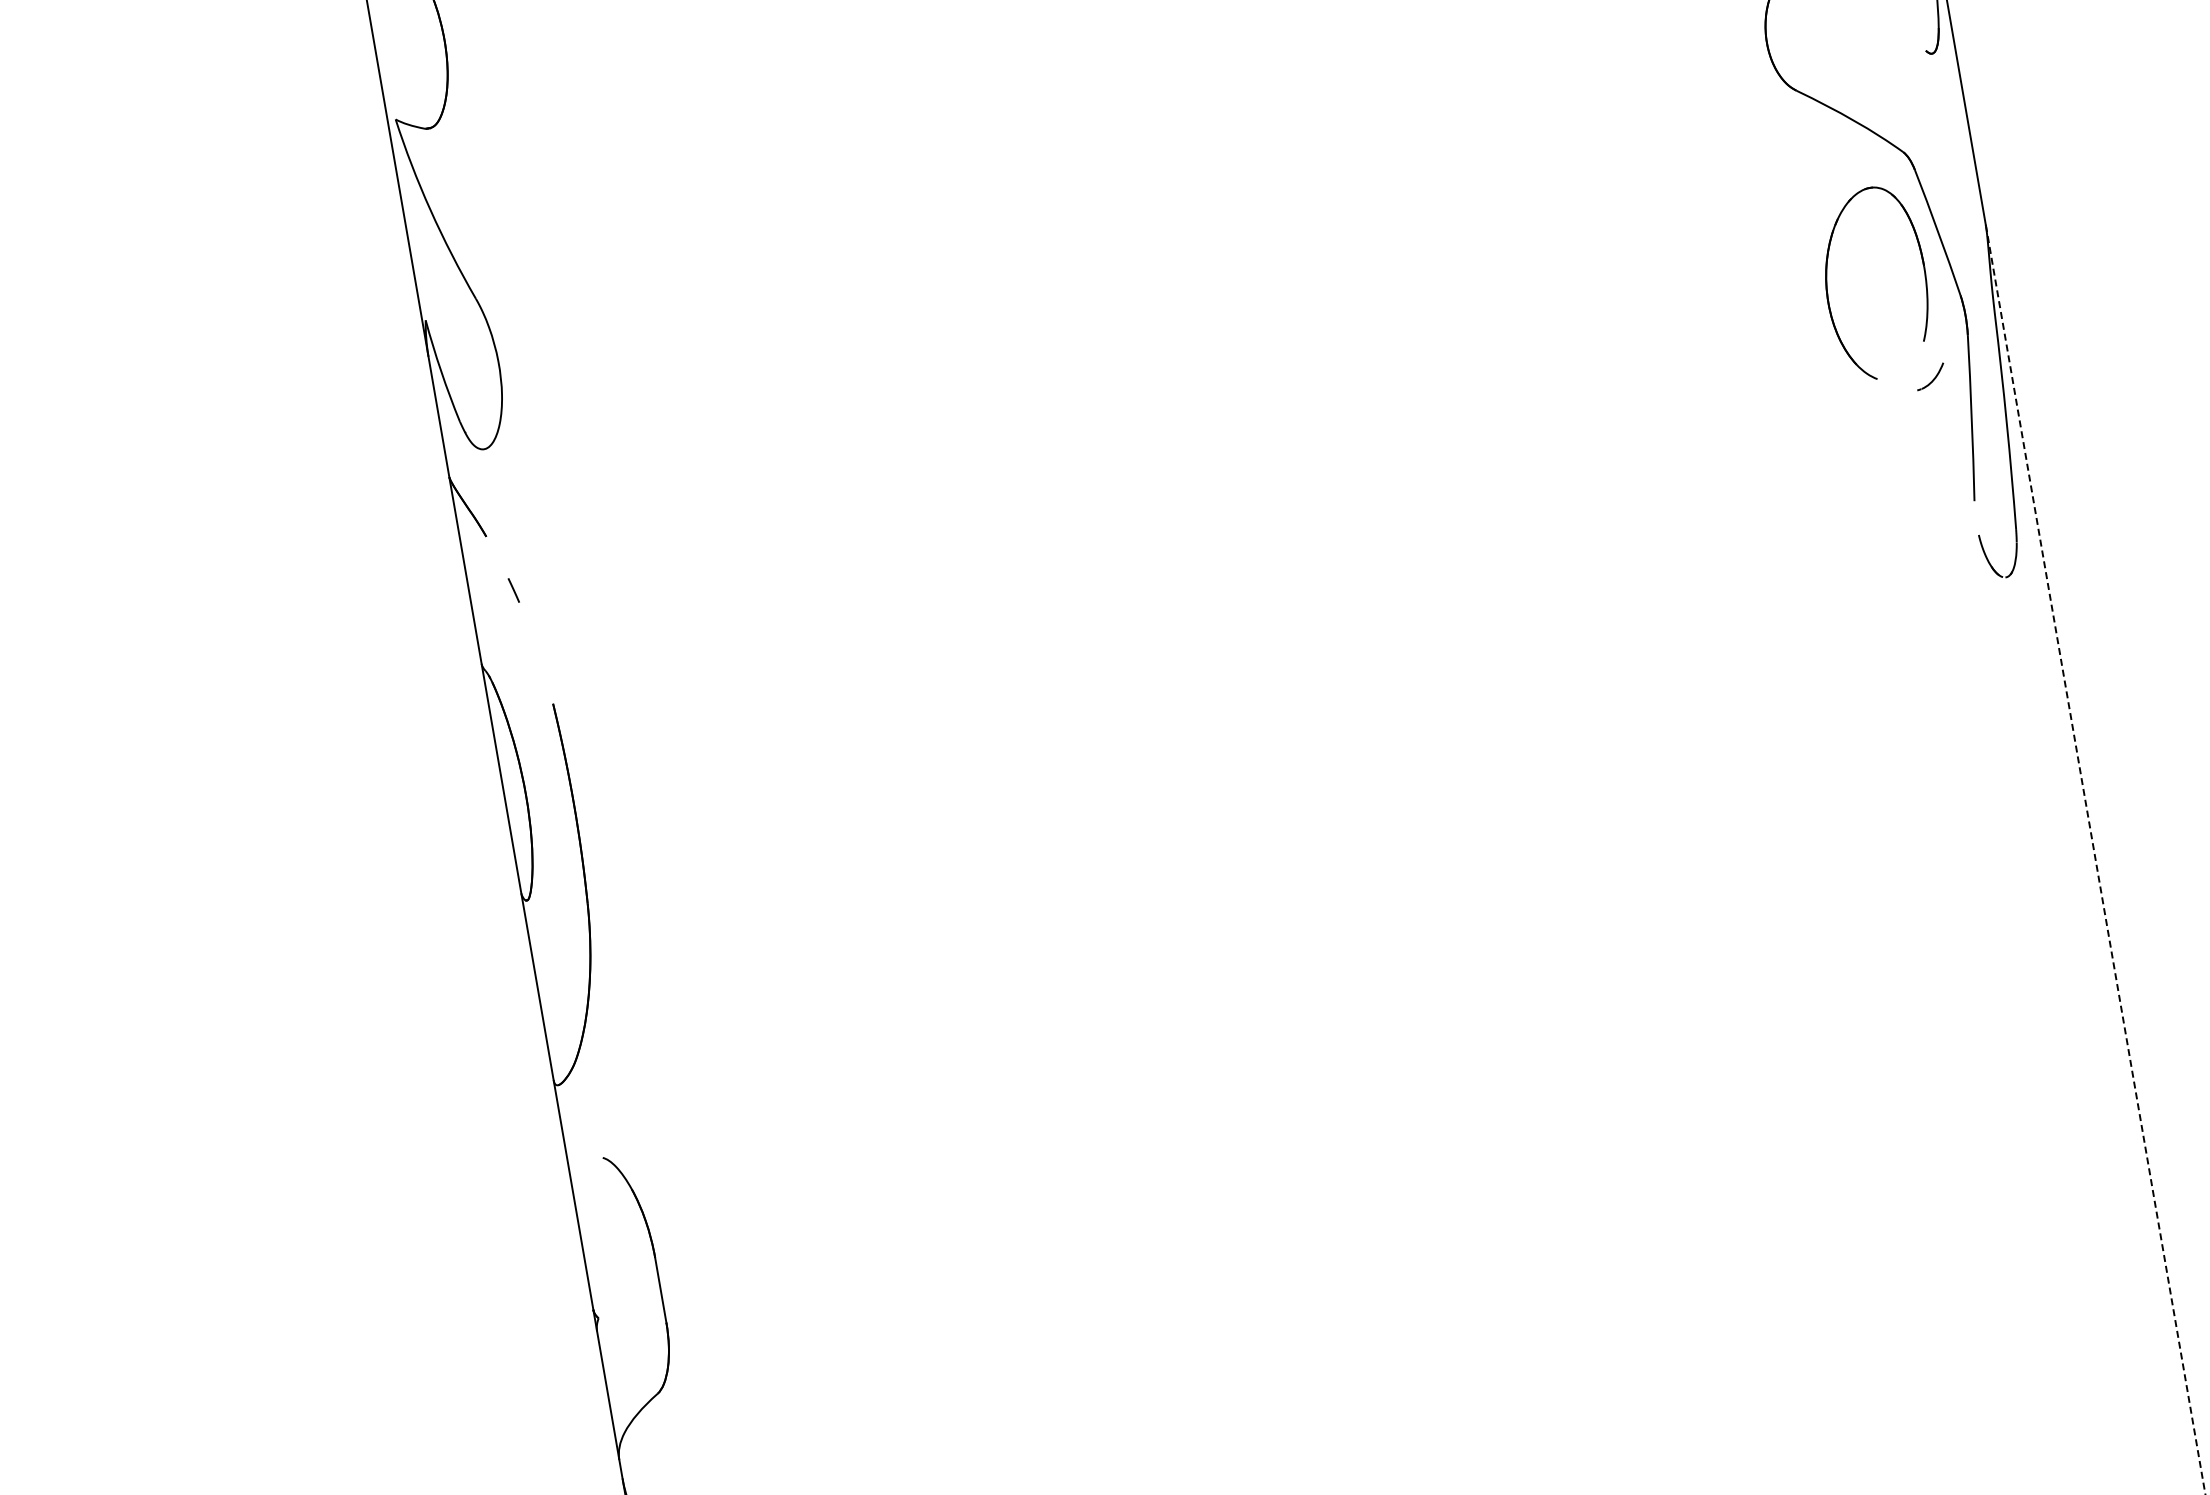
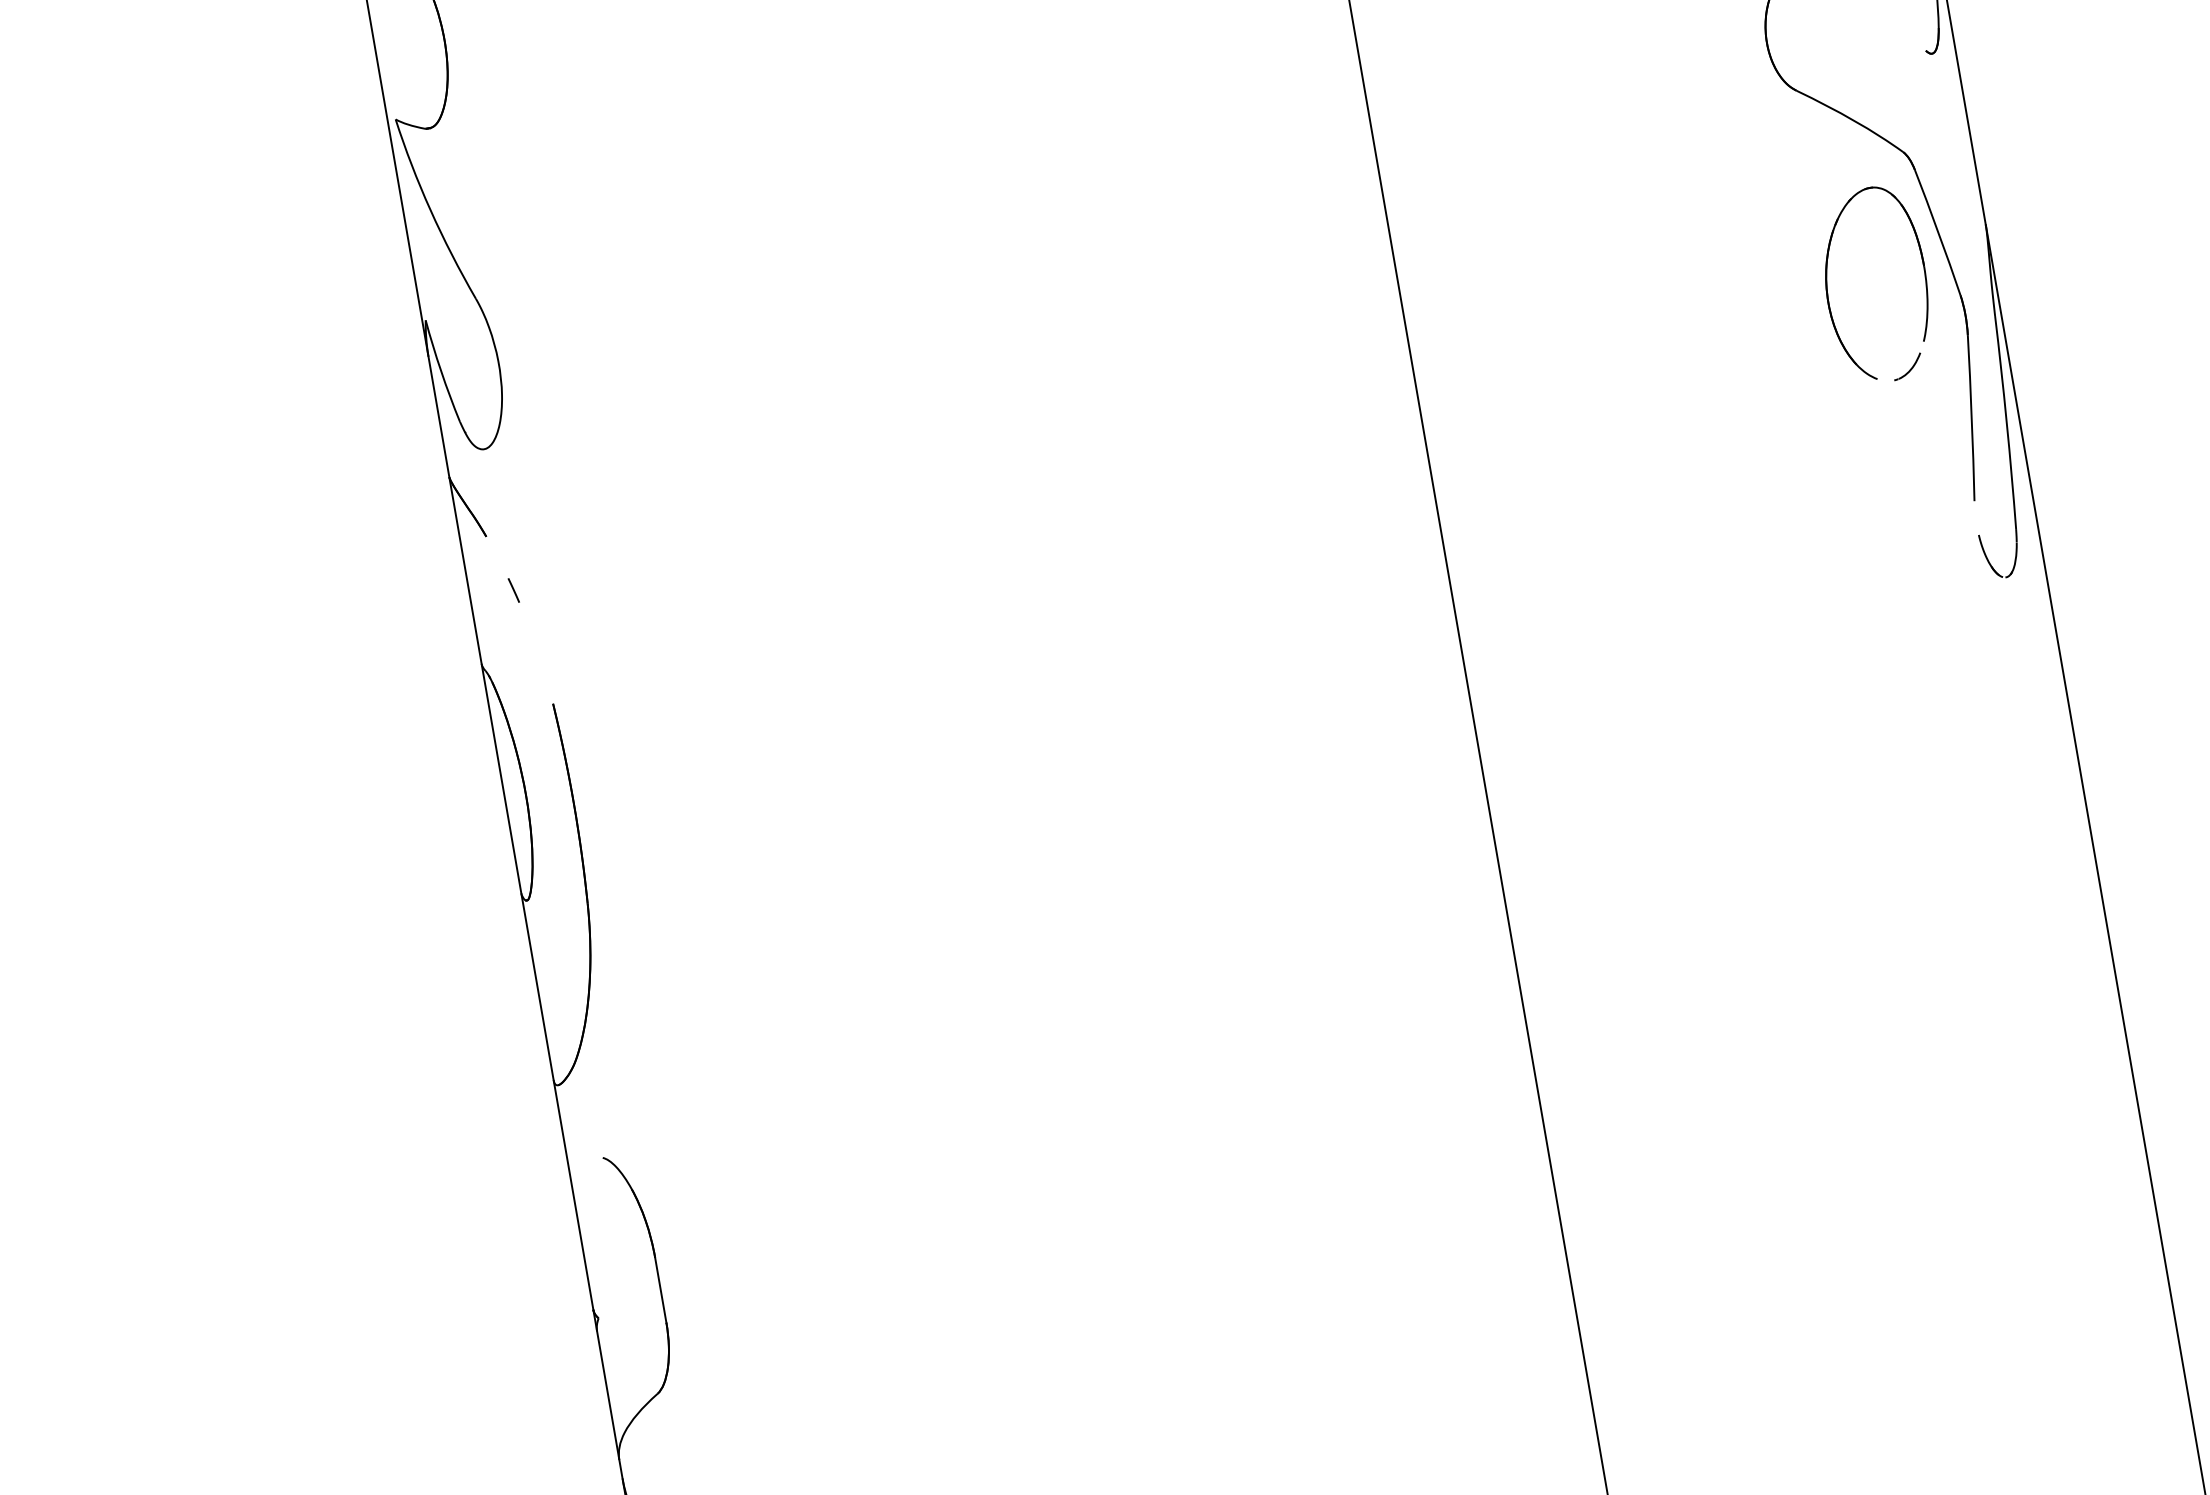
part position: (1930, 376) -> (1907, 366) (1907, 366)
line: none -> present (1478, 746)
line: dashed -> solid (2095, 859)
